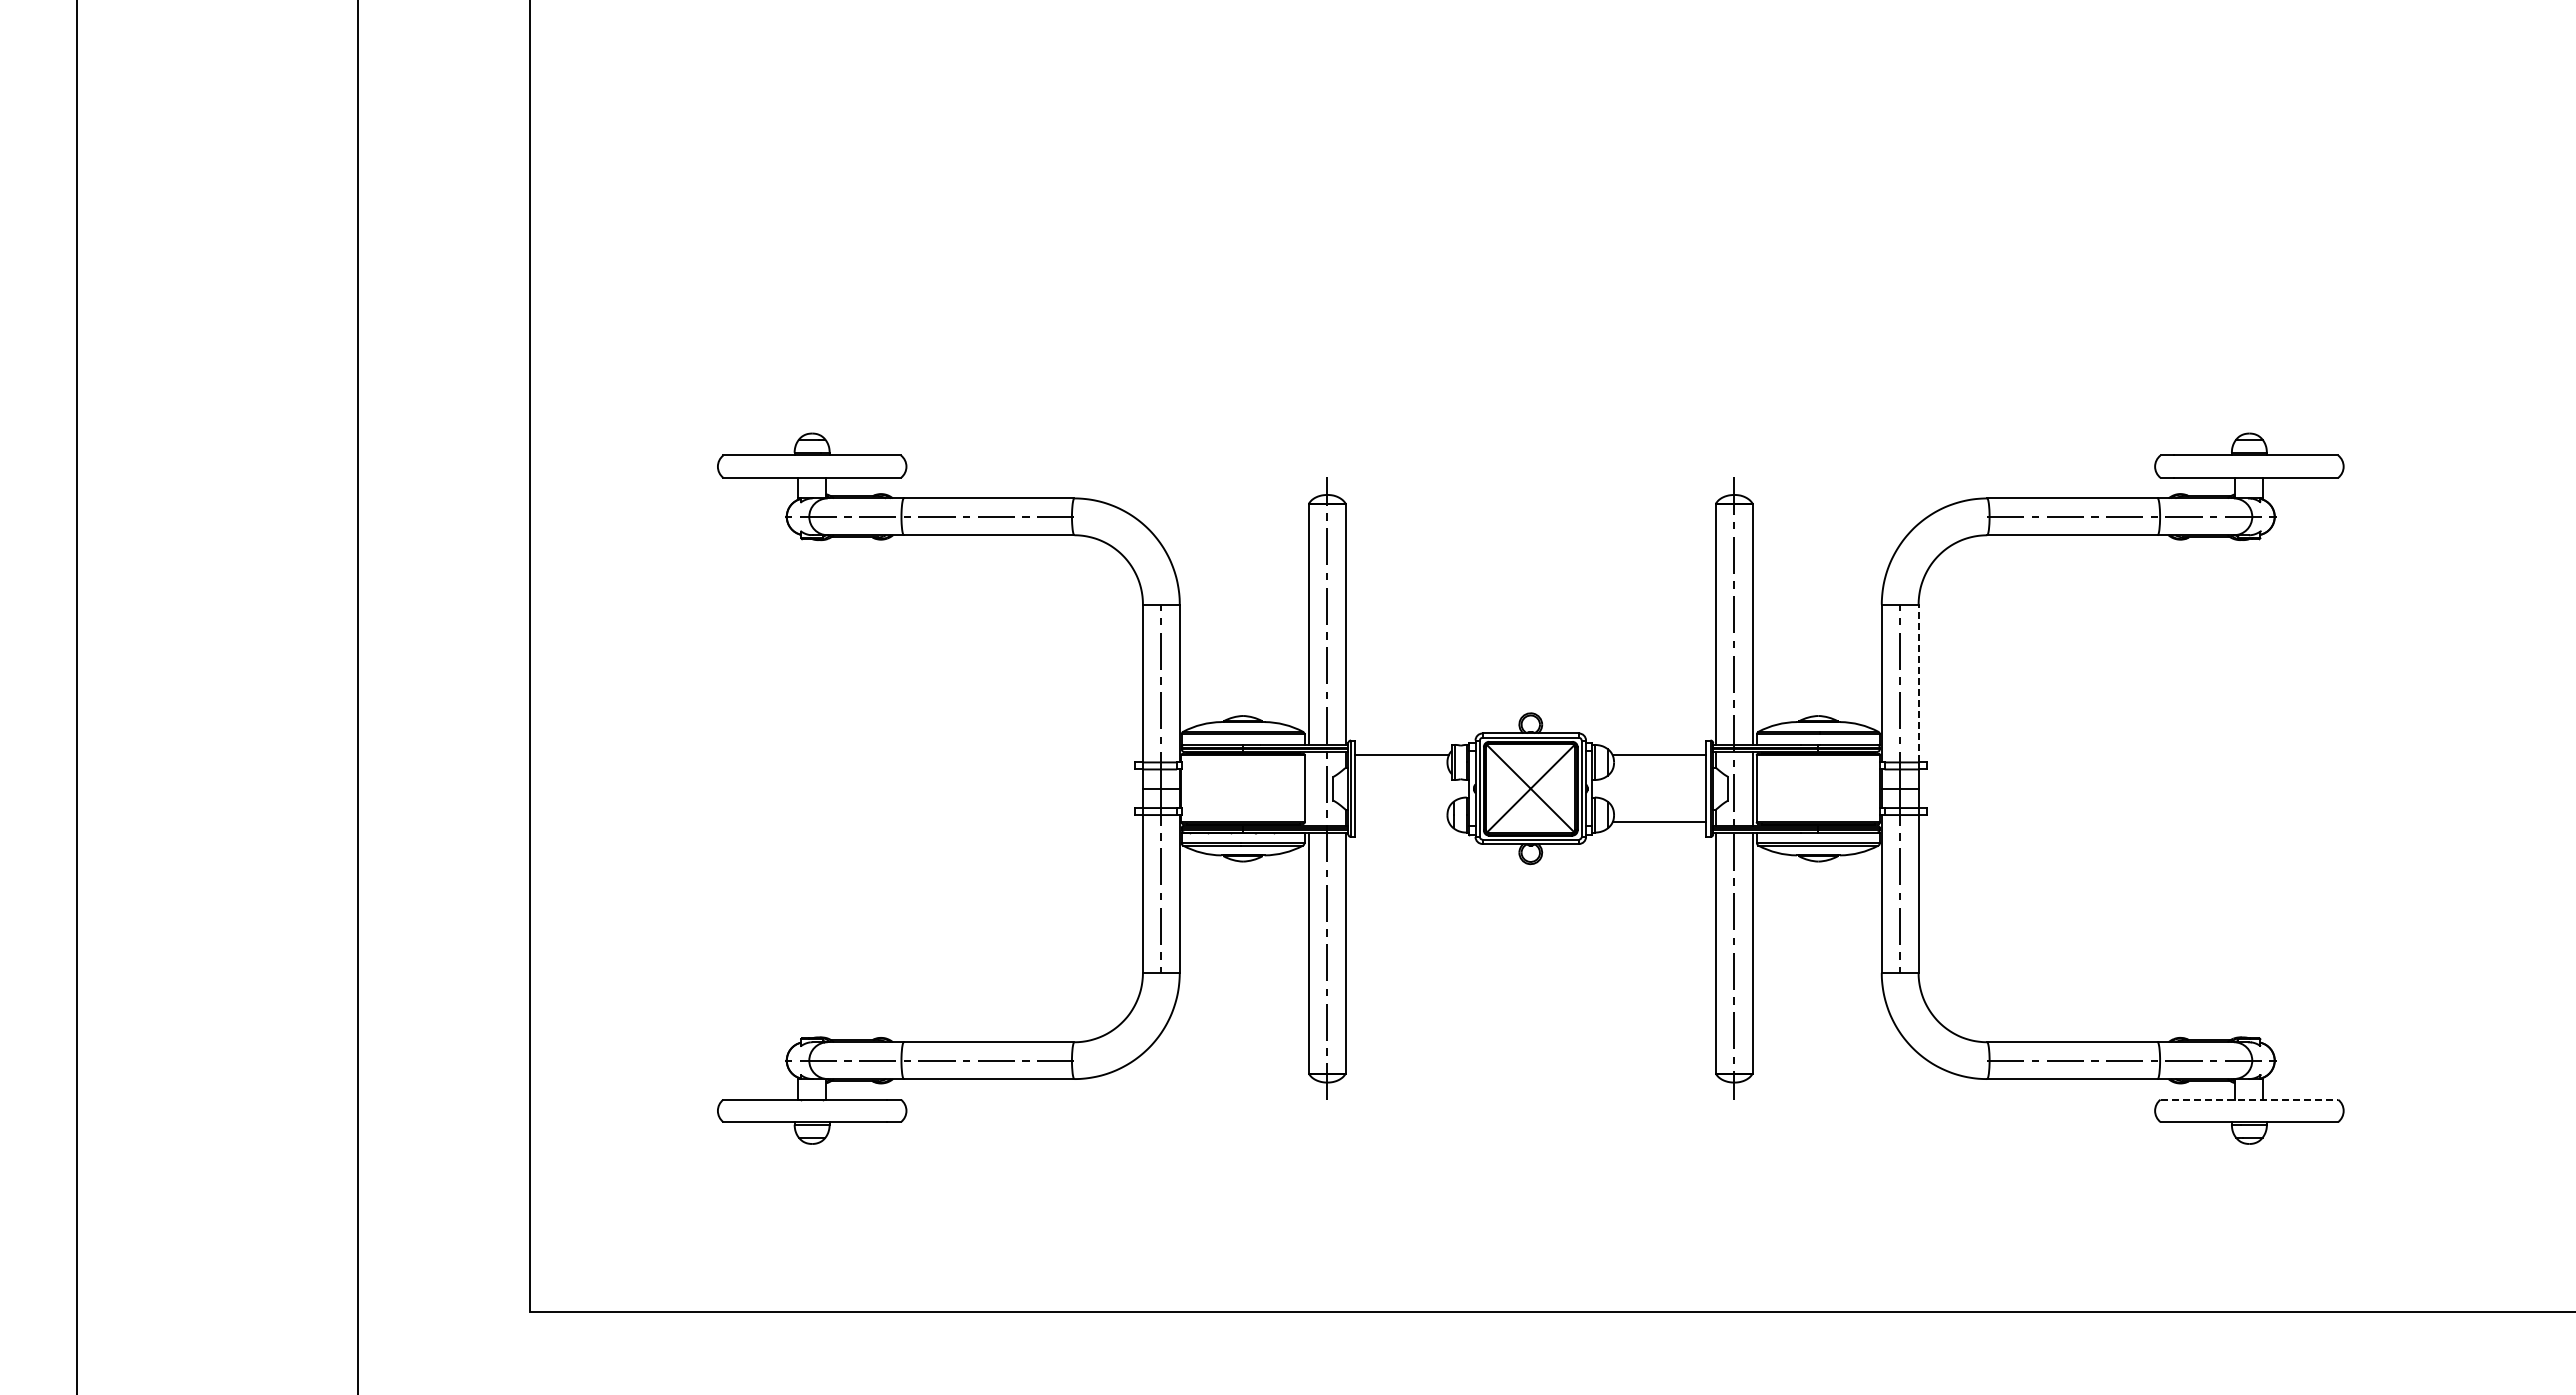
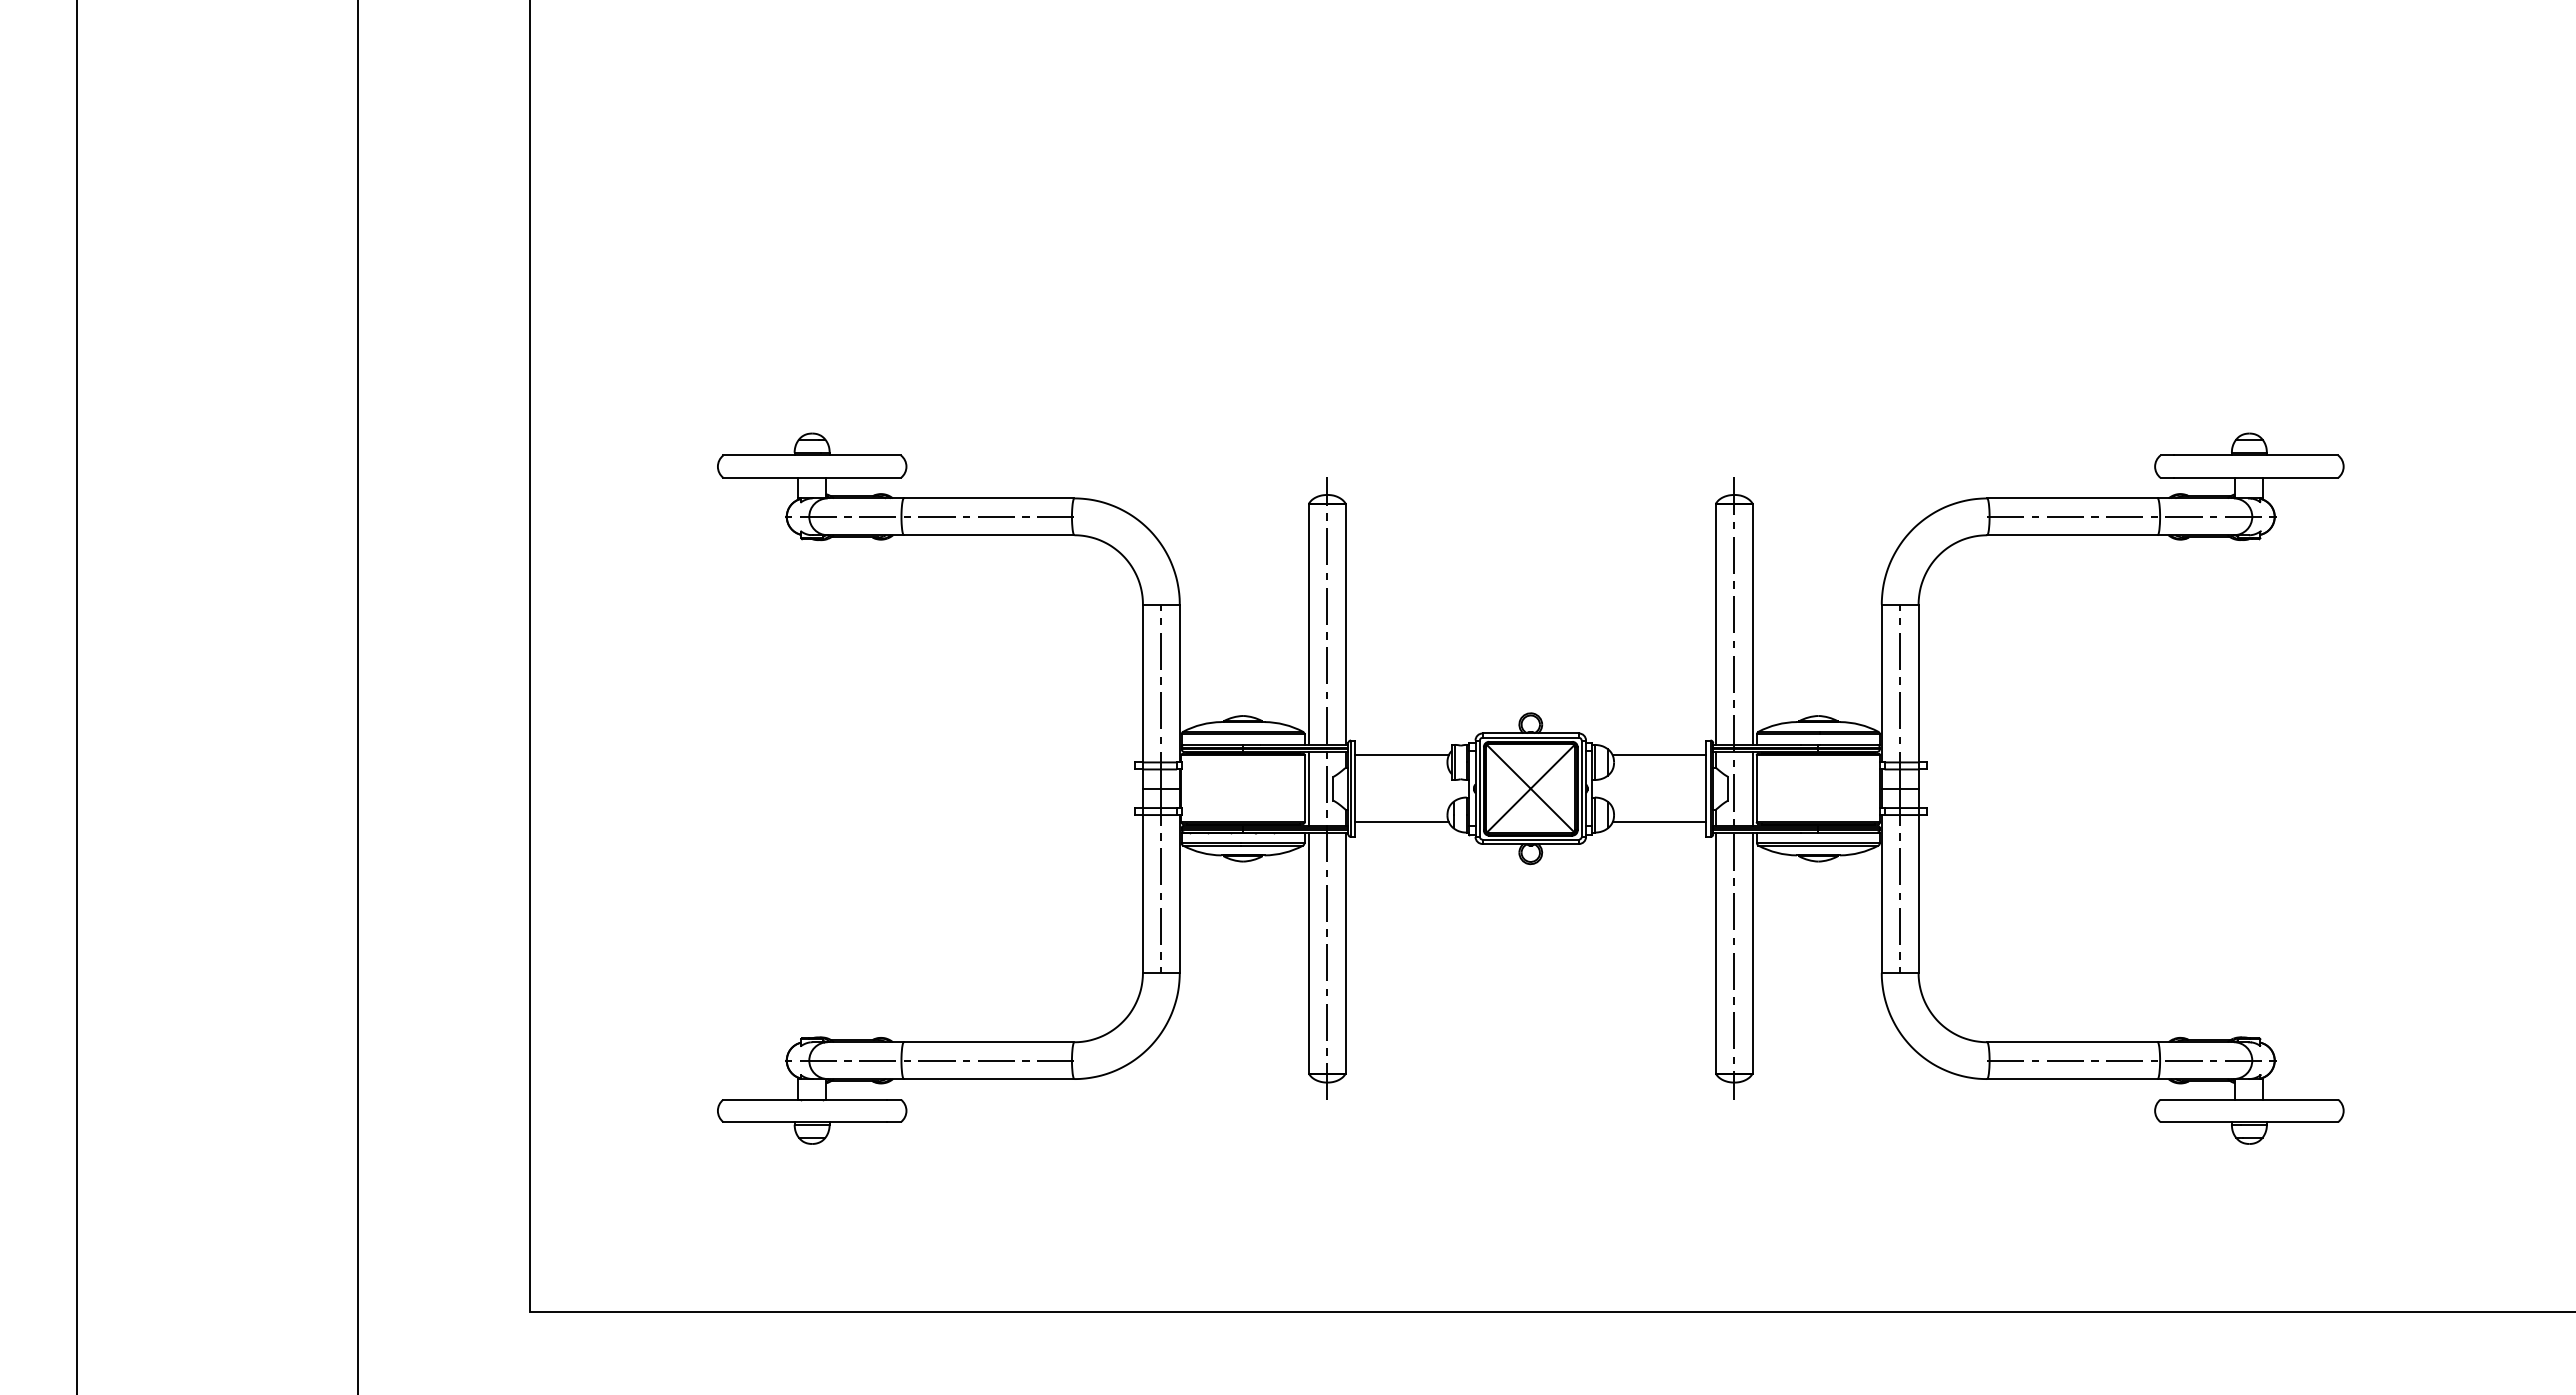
line: dashed -> solid (1918, 683)
line: none -> present (1308, 788)
line: none -> present (1401, 822)
line: dashed -> solid (2249, 1099)
